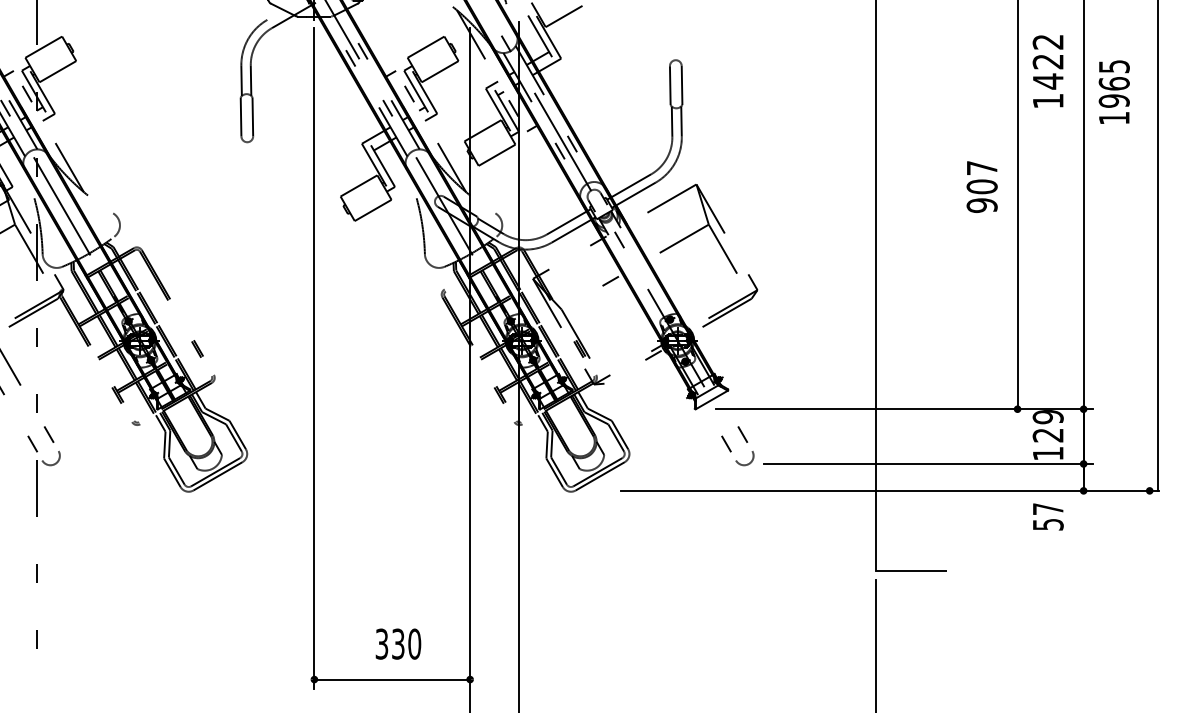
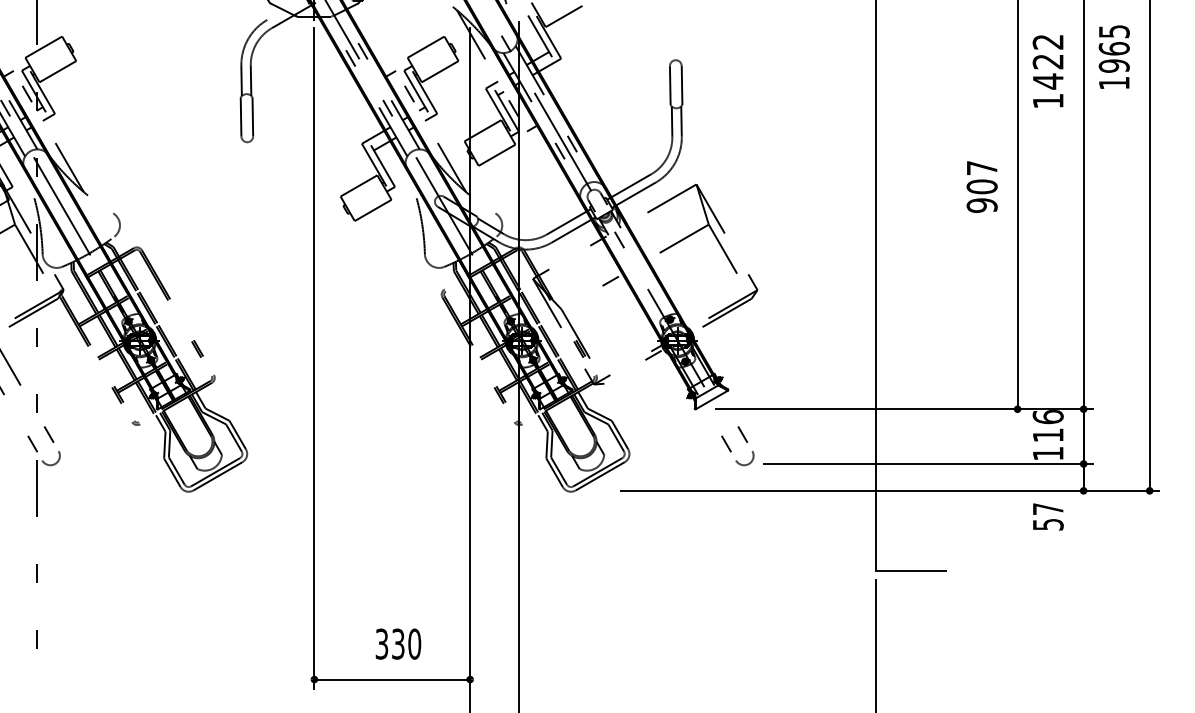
text position: (1113, 91) -> (1113, 56) (1113, 56)
line position: (1157, 246) -> (1149, 246) (1149, 246)
text: 129 -> 116 (1047, 426)
